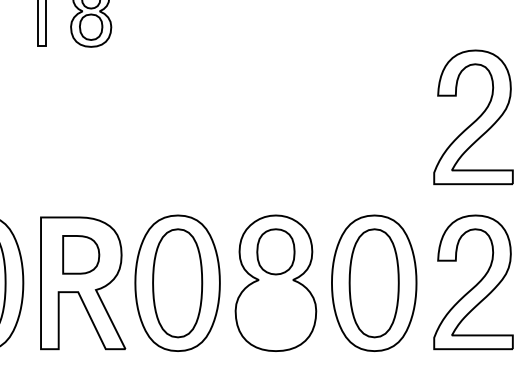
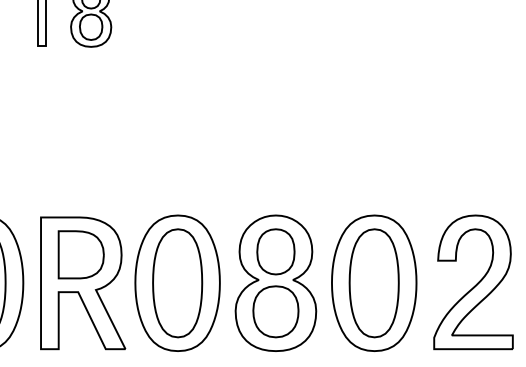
part: present -> none (473, 117)
part size: 39x40 px -> 48x50 px (80, 254)
part: none -> present (275, 311)
